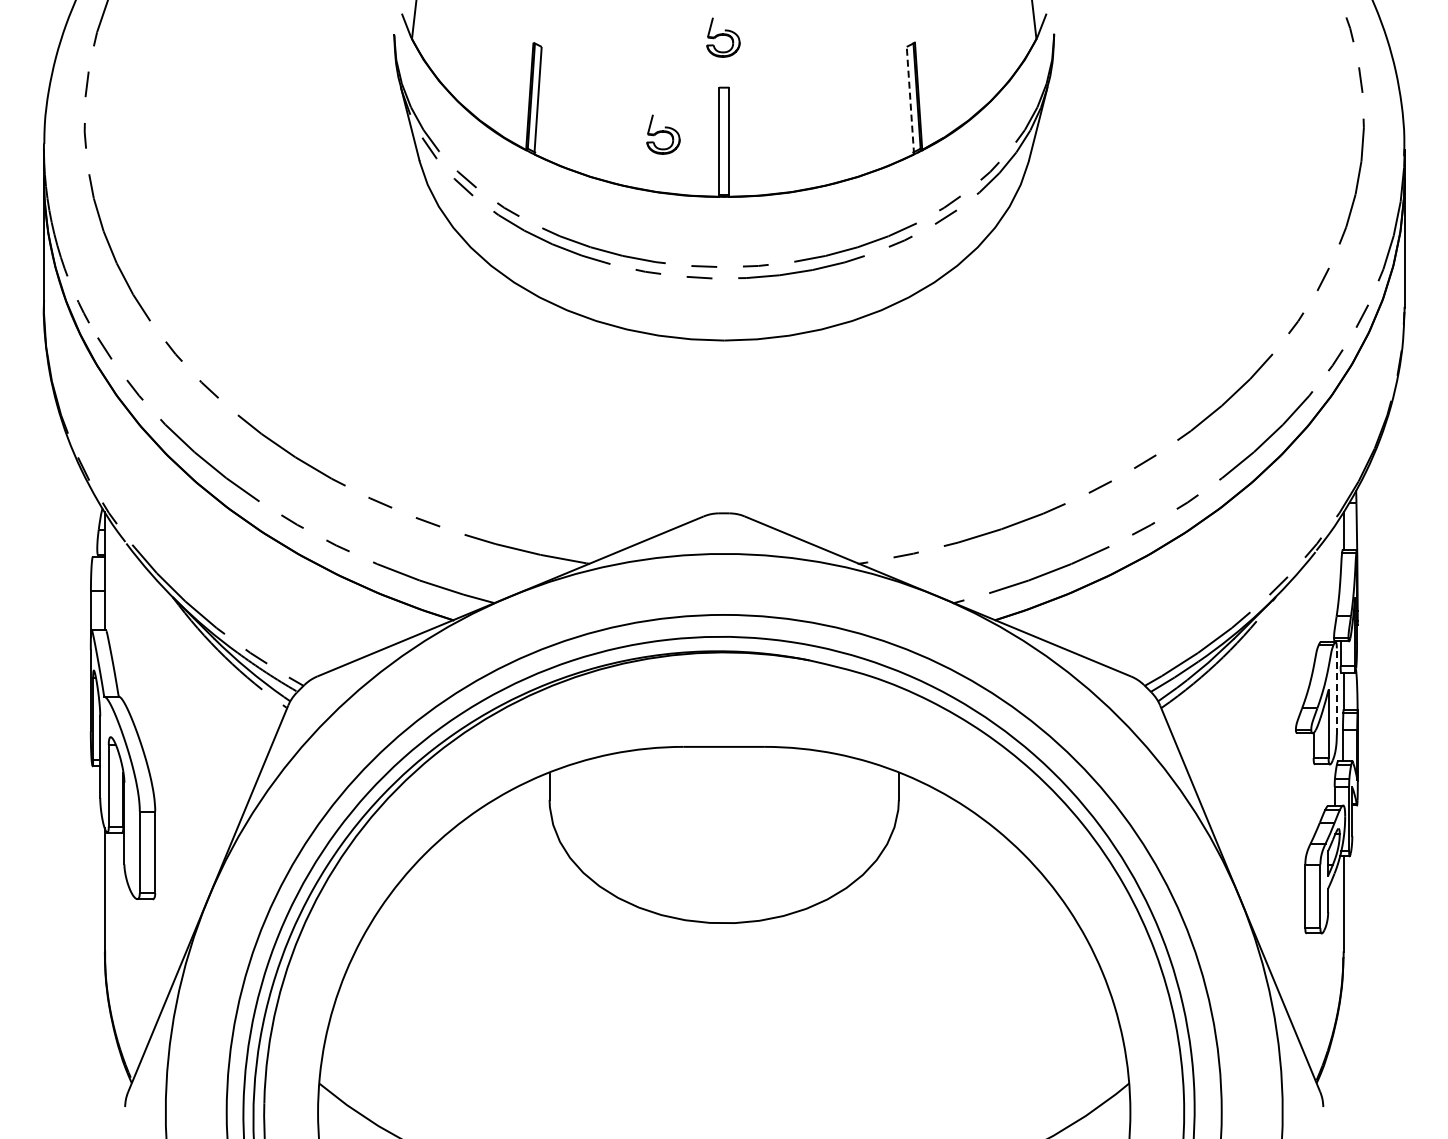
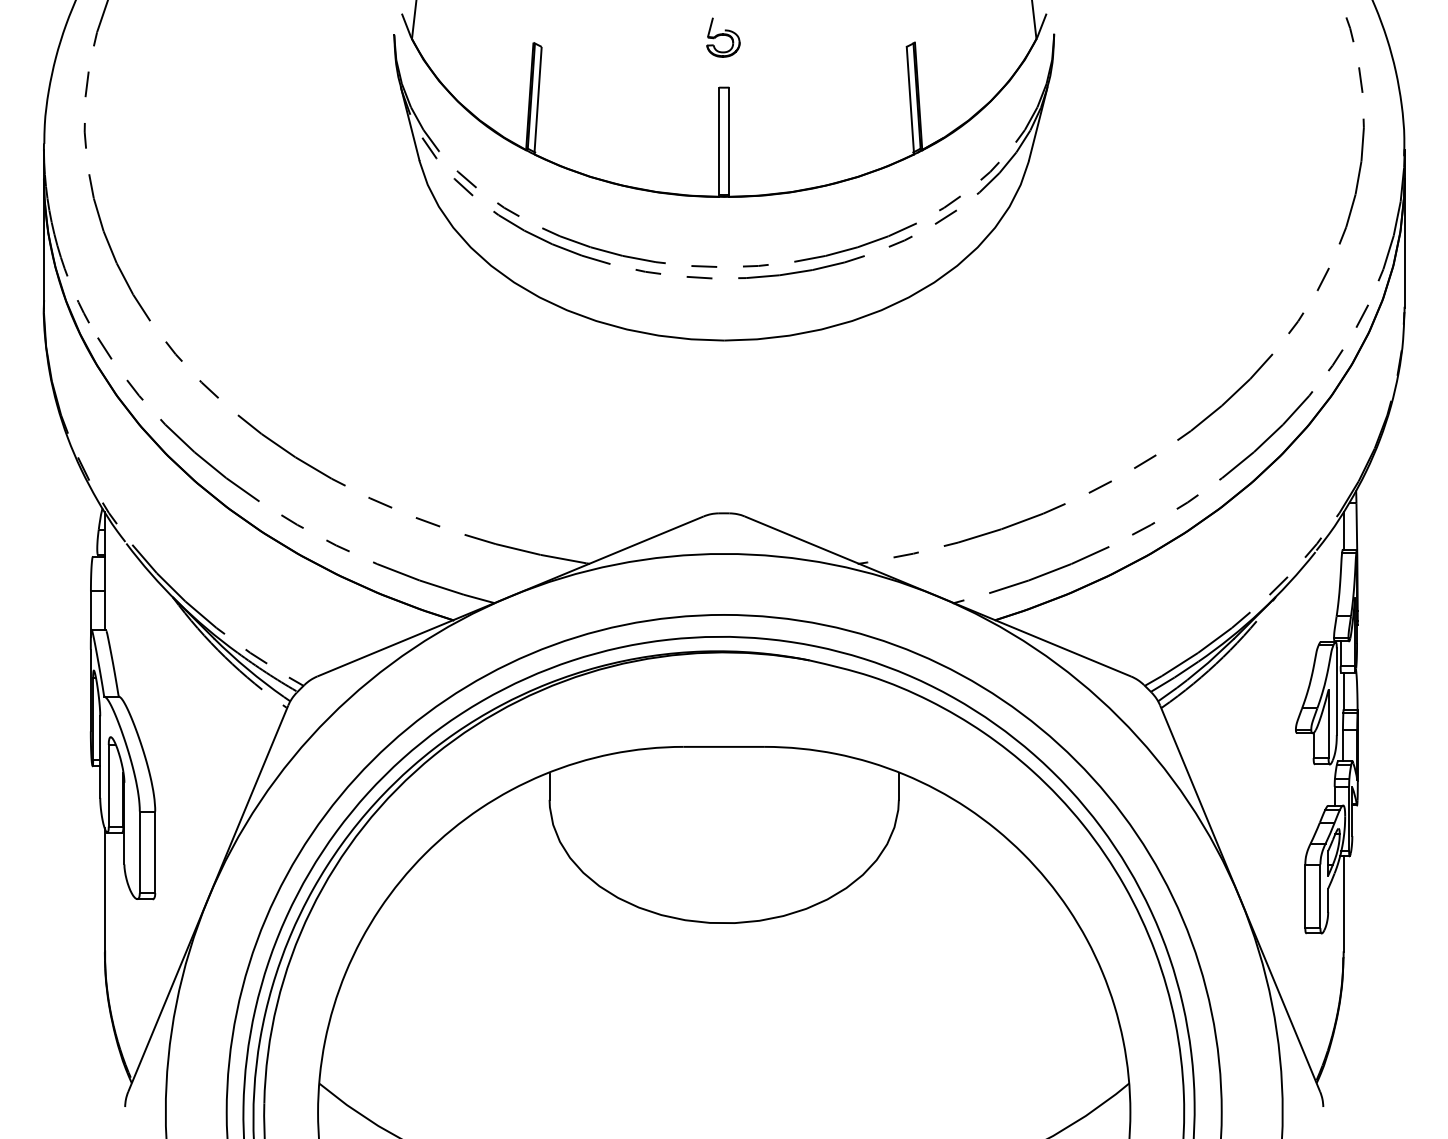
line: dashed -> solid (910, 100)
part: present -> none (663, 134)
line: dashed -> solid (1336, 691)
